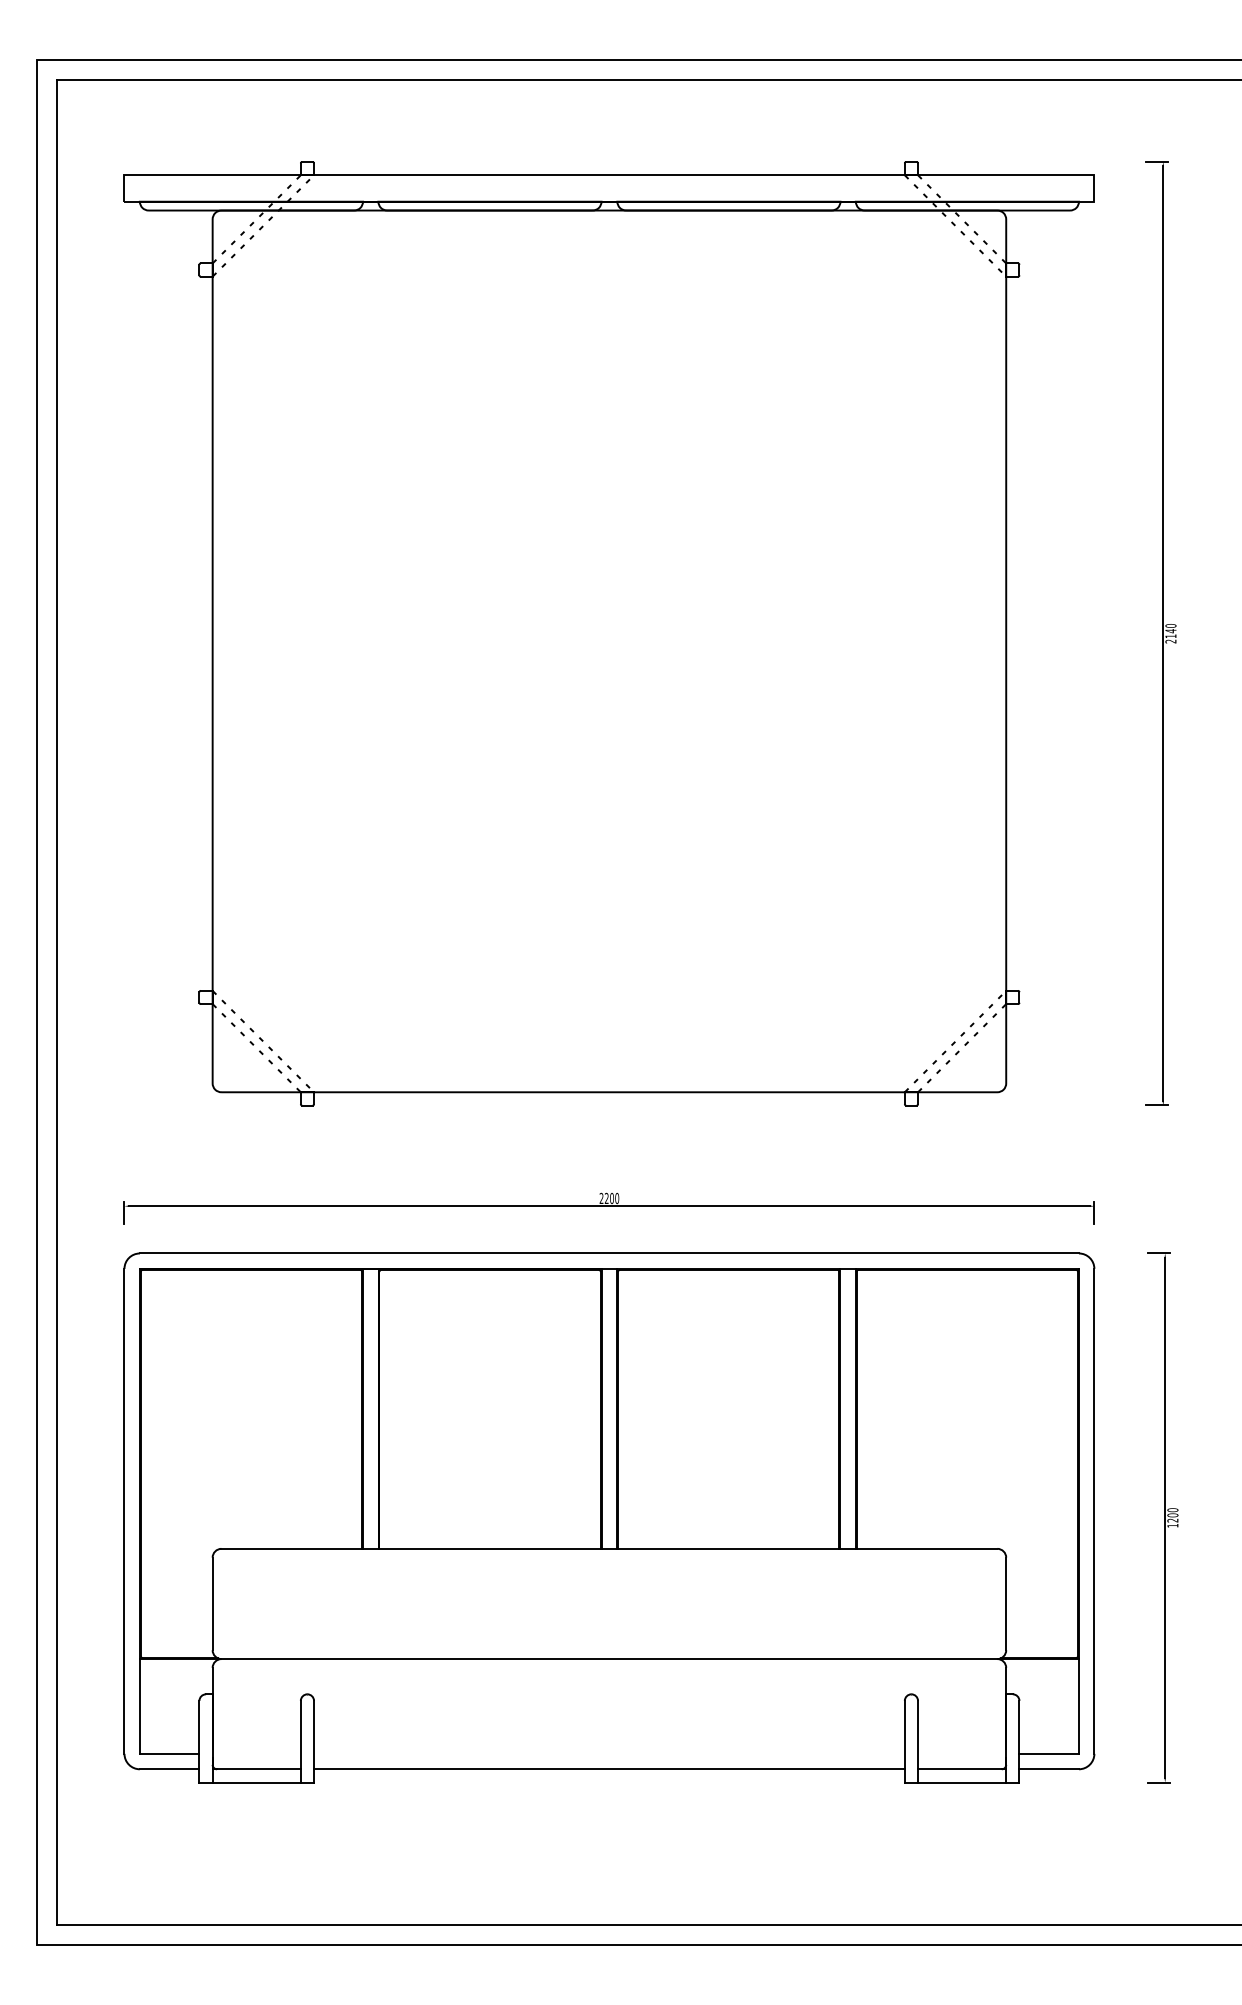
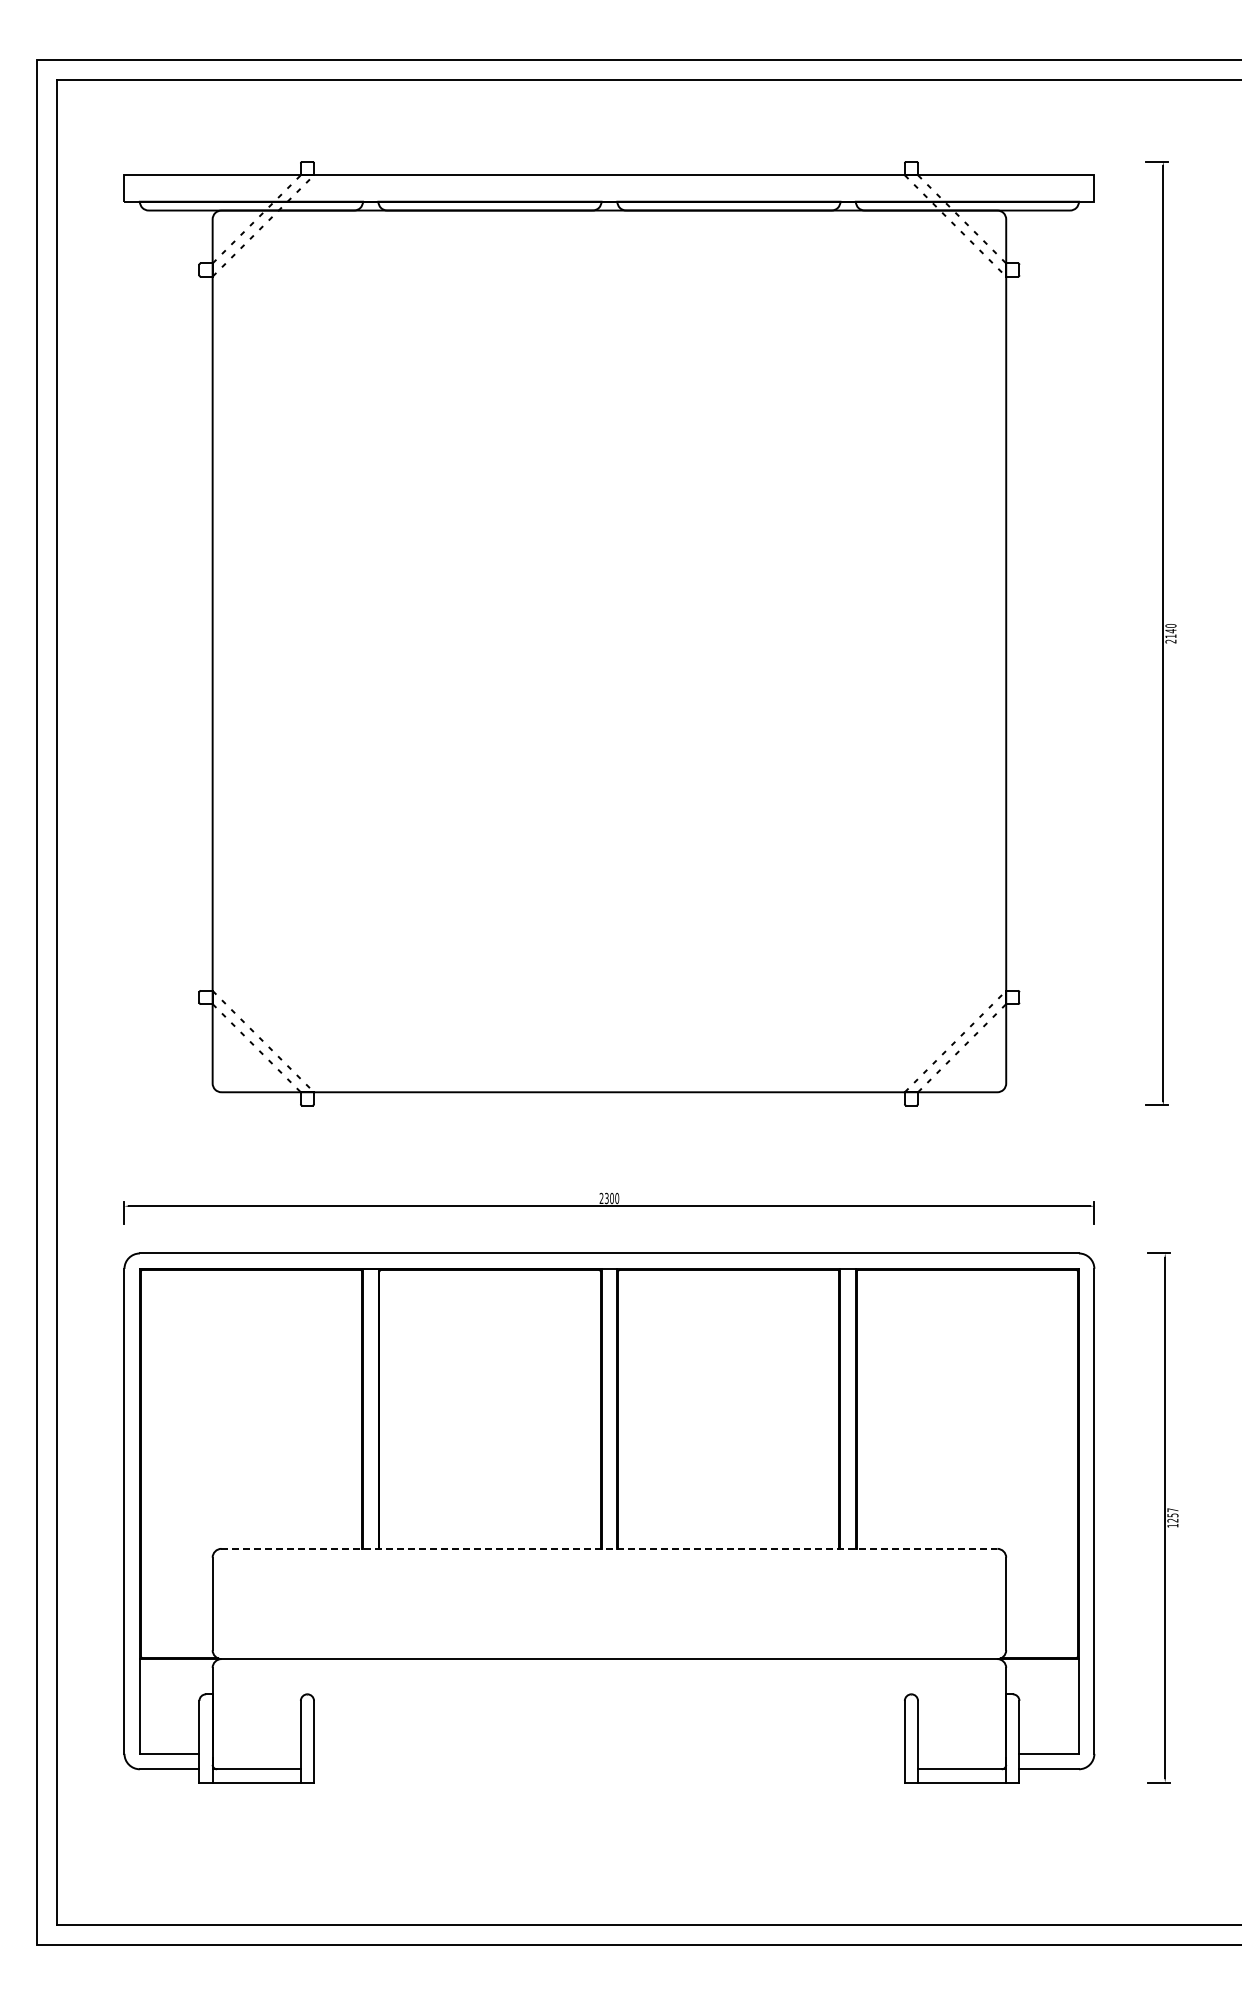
text: 2200 -> 2300 (606, 1199)
text: 1200 -> 1257 (1172, 1512)
line: solid -> dashed (609, 1548)
line: present -> none (609, 1769)
